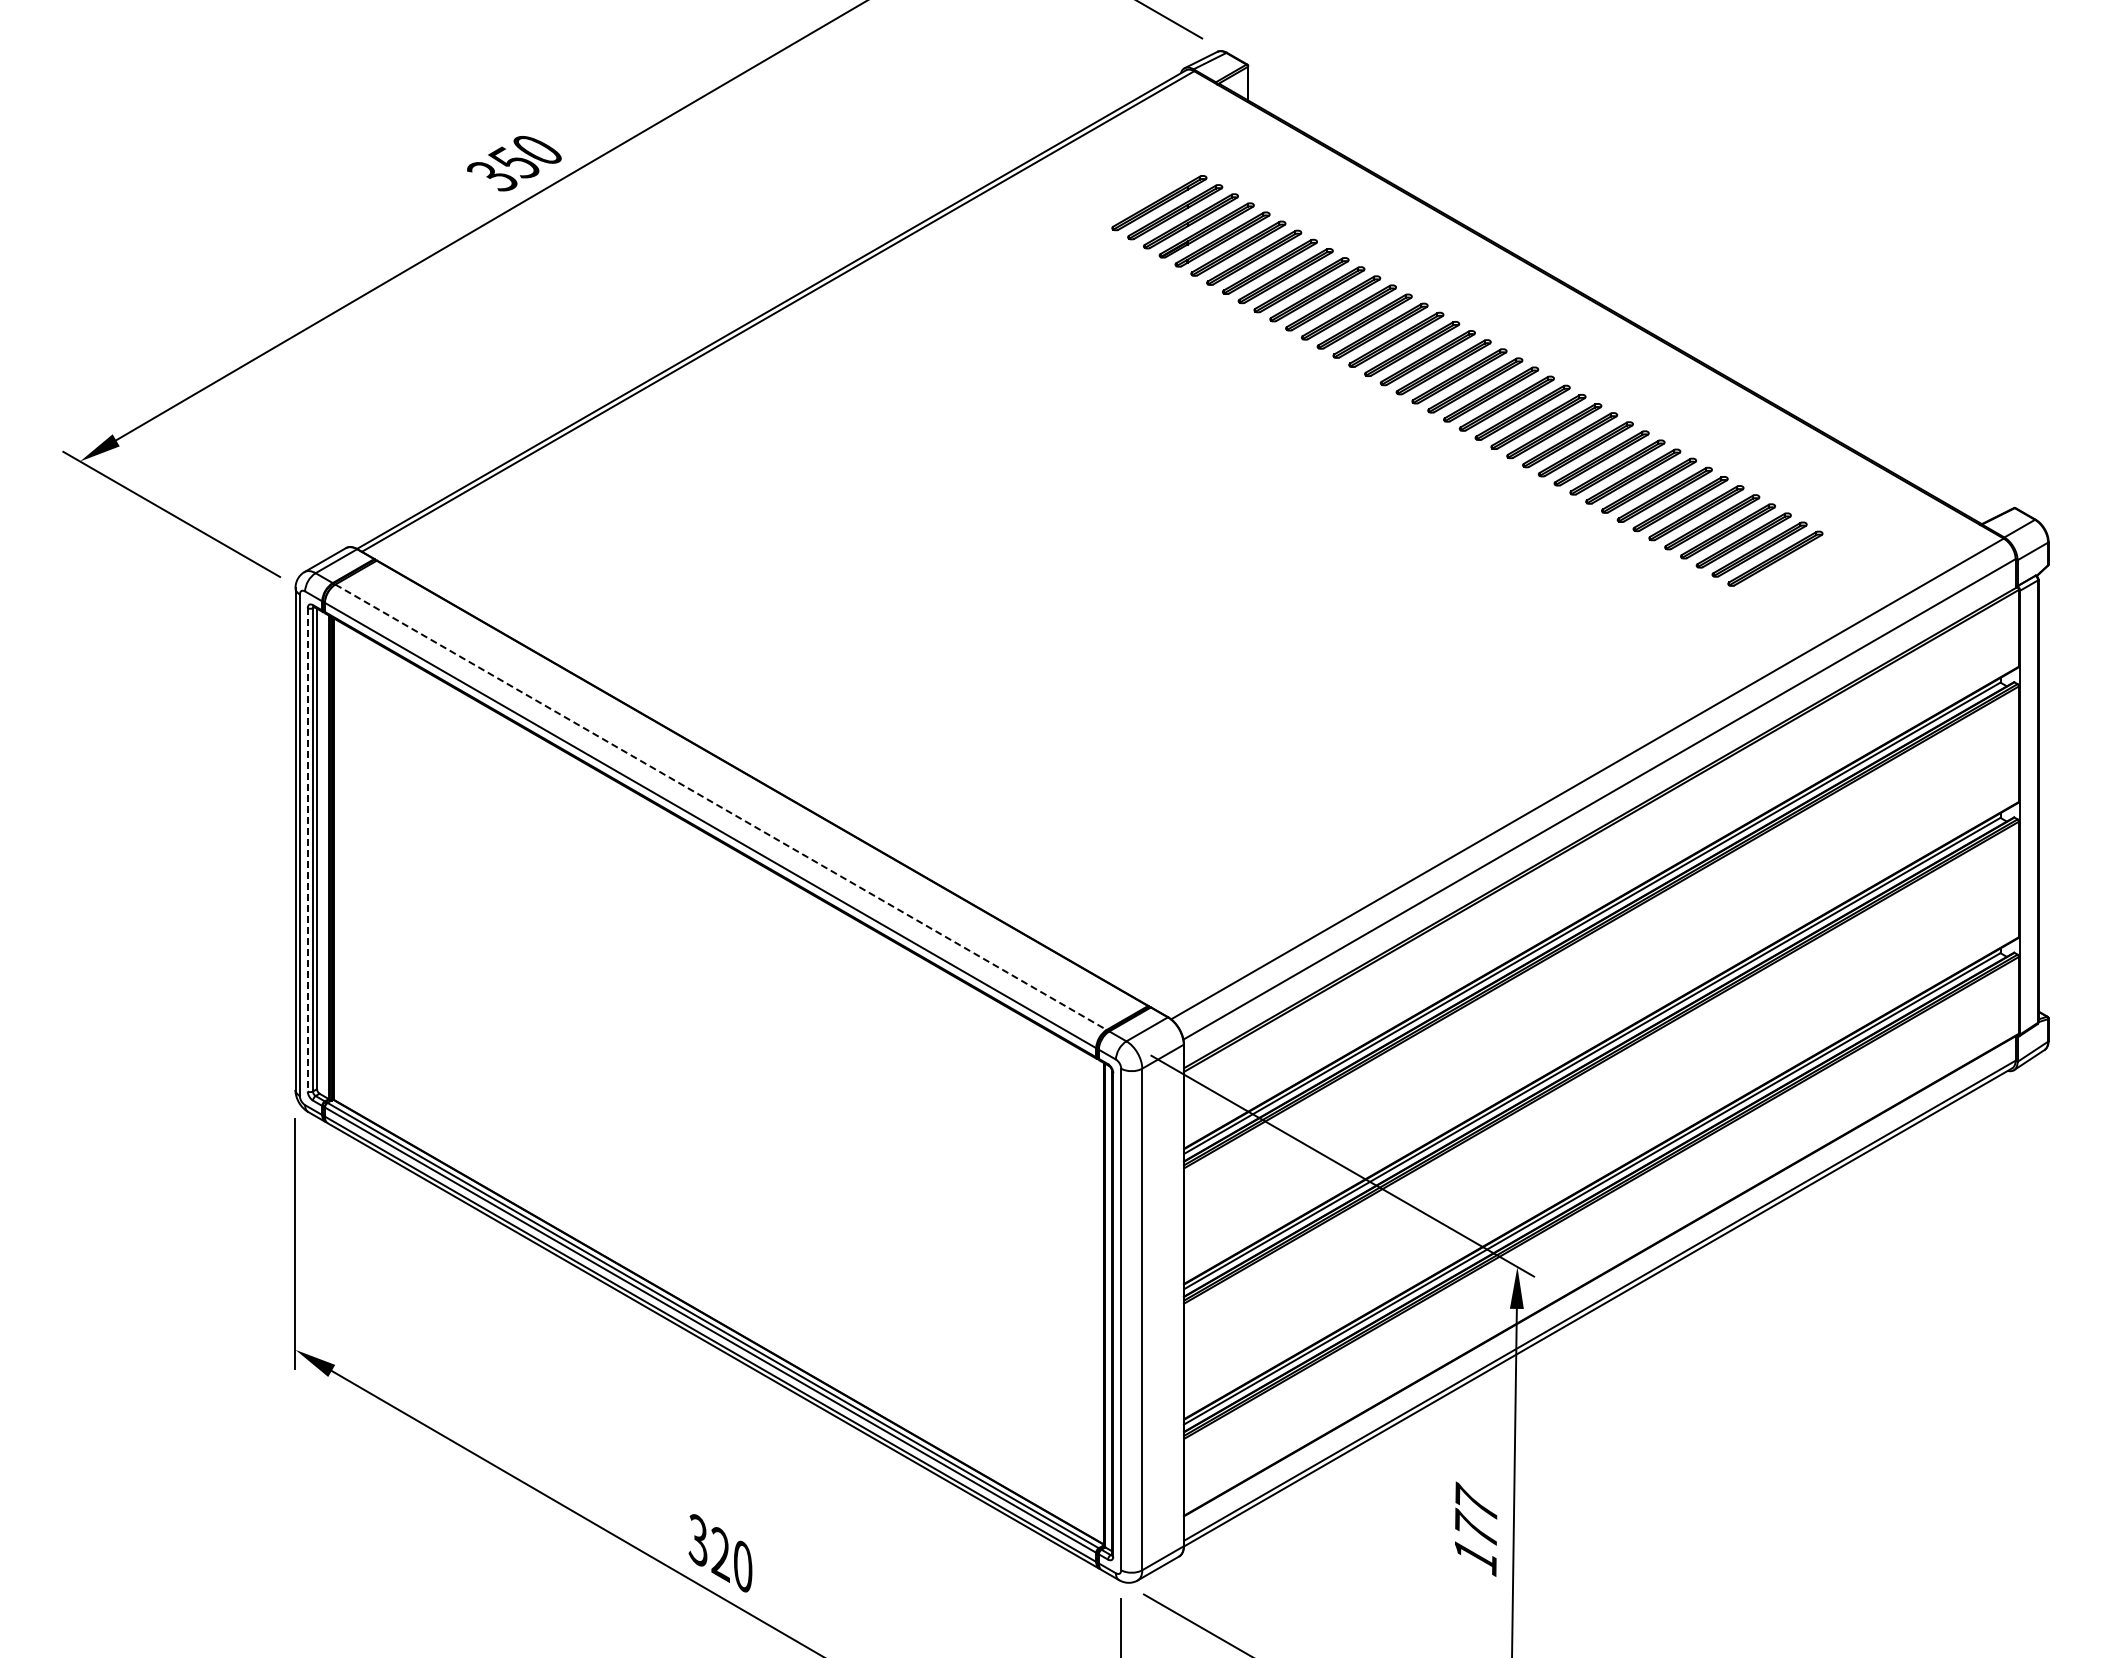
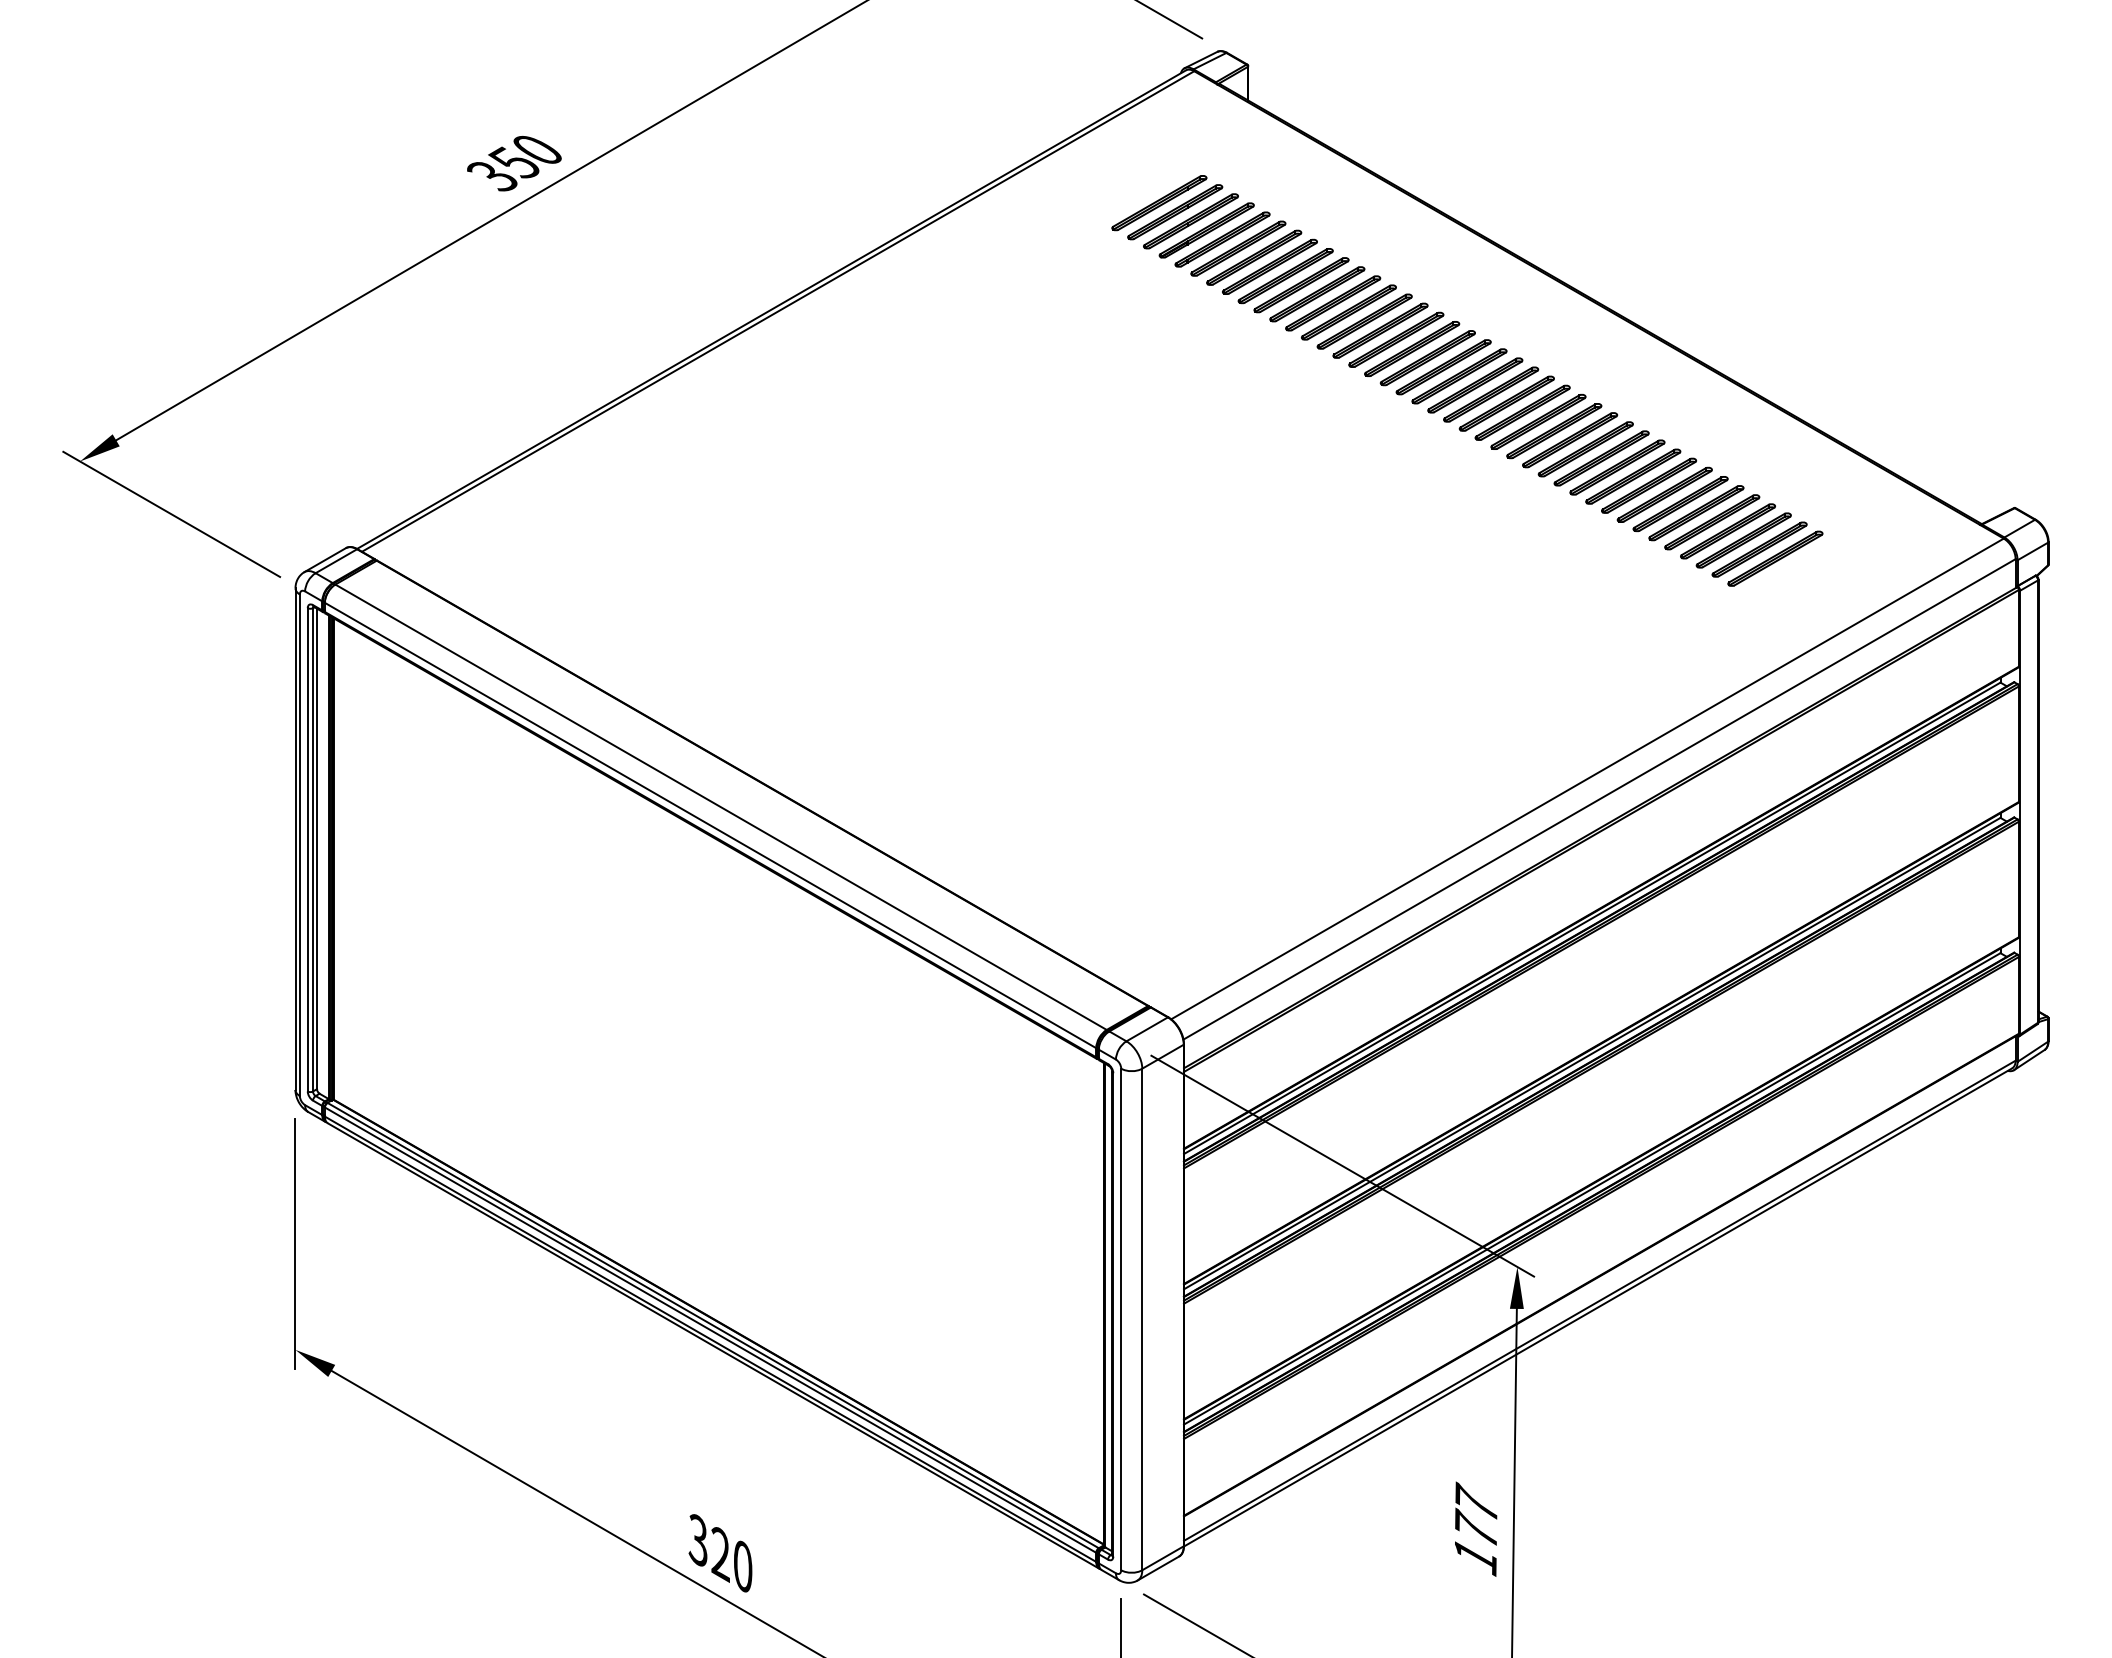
line: dashed -> solid (721, 807)
line: dashed -> solid (307, 849)
